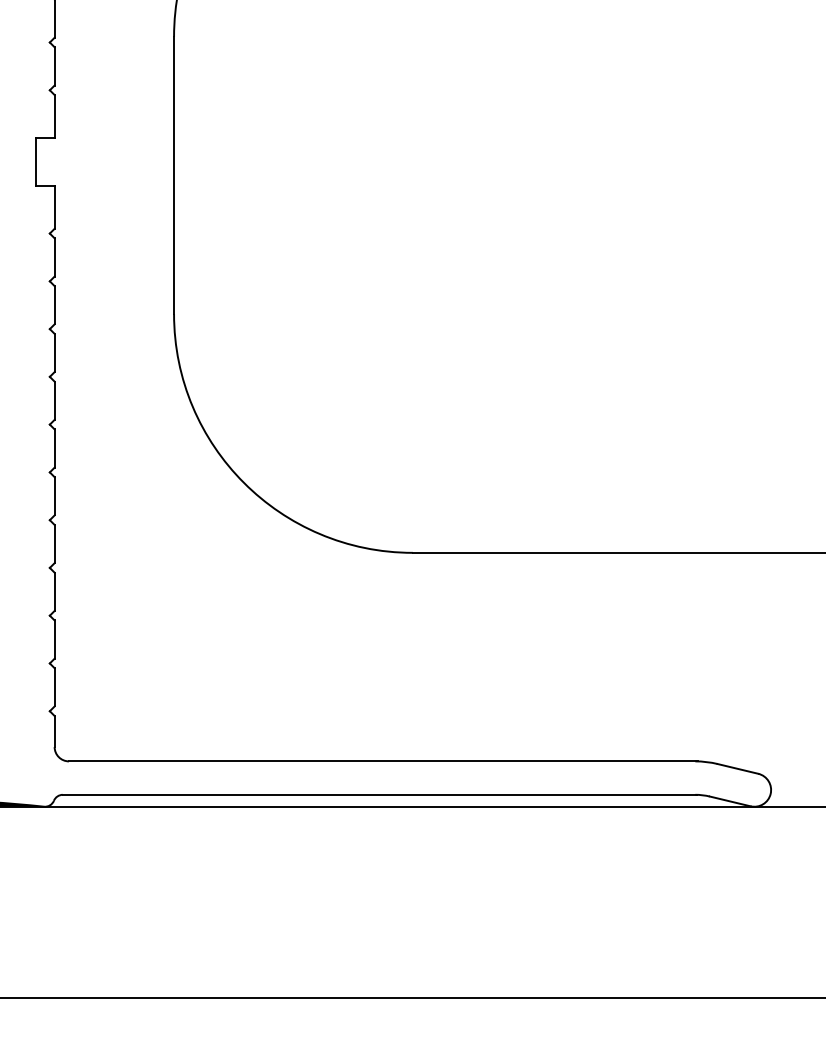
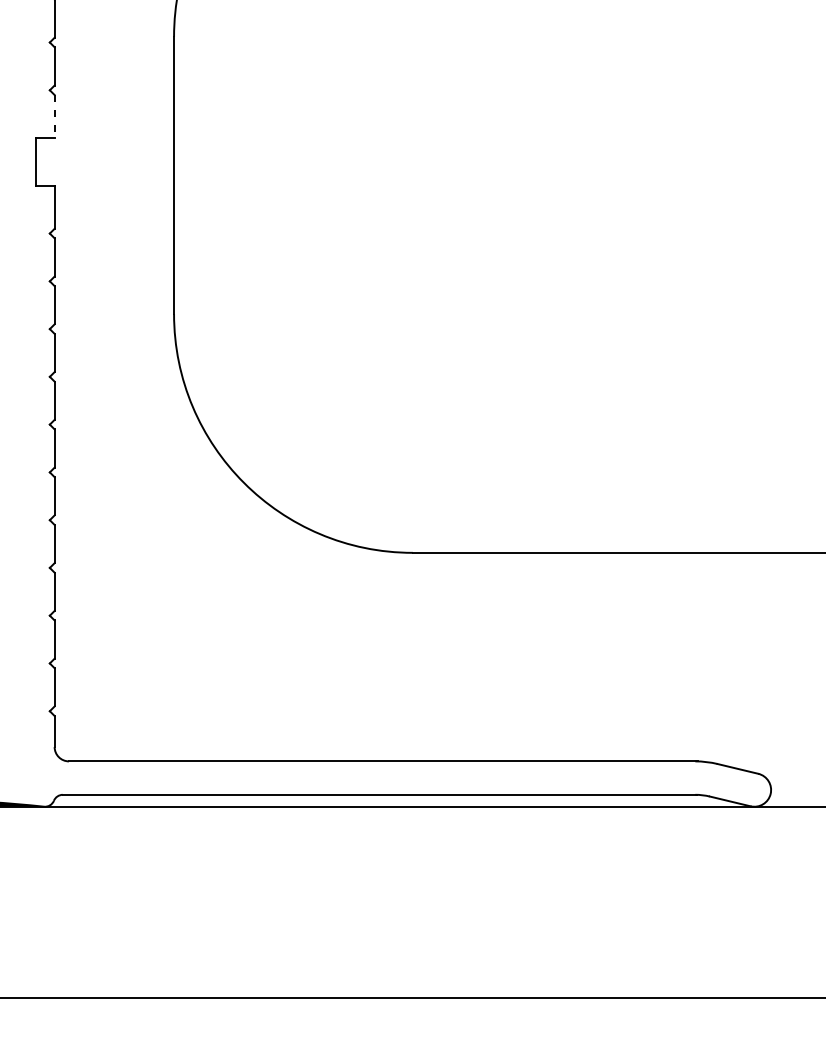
line: solid -> dashed (54, 117)
